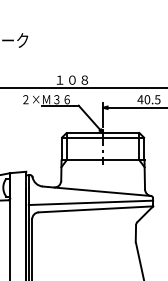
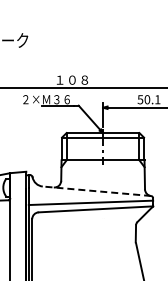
text: 40.5 -> 50.1 (148, 99)
line: solid -> dashed (96, 191)
